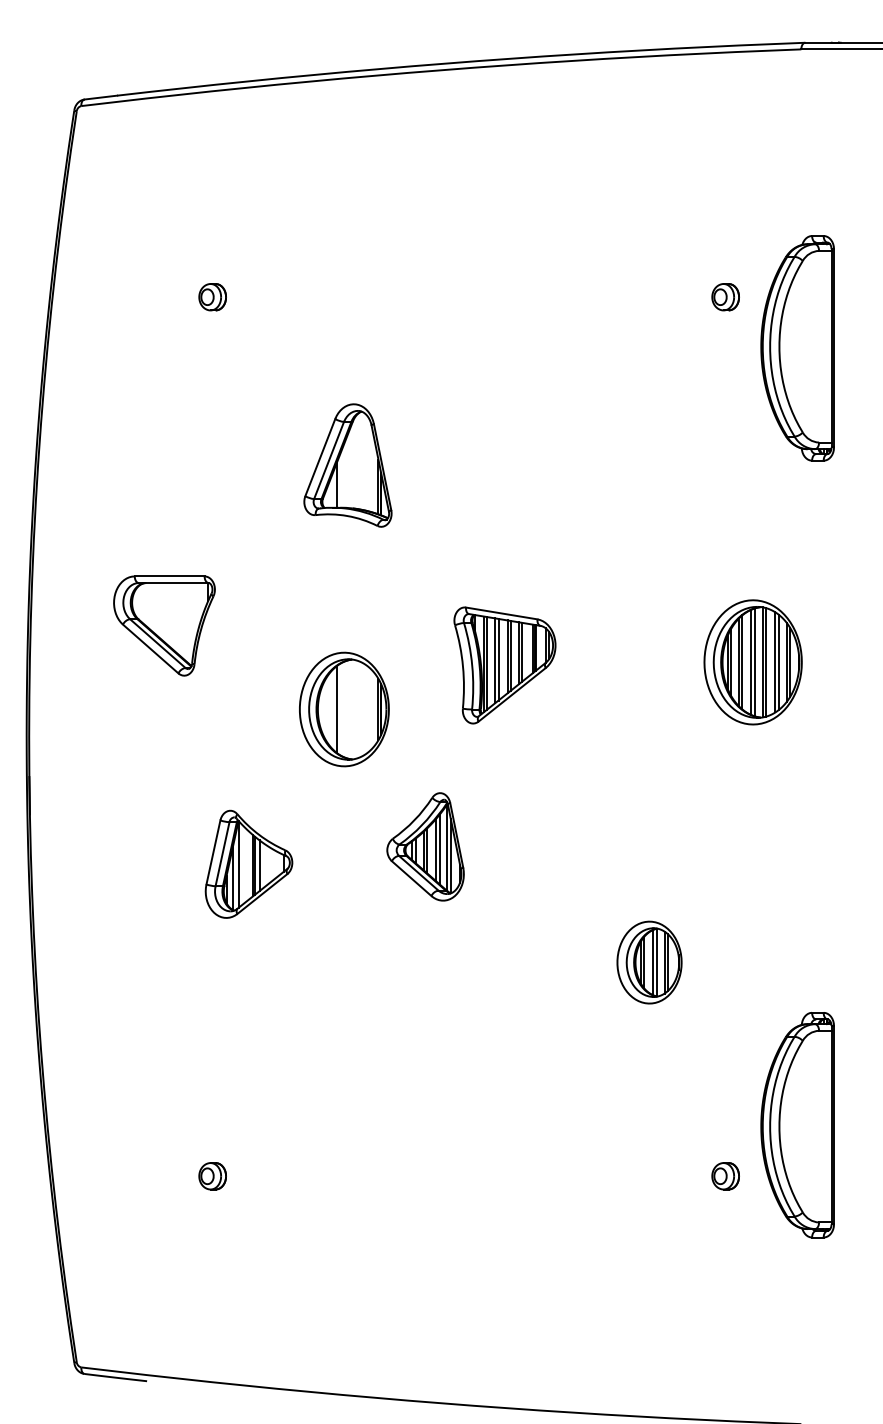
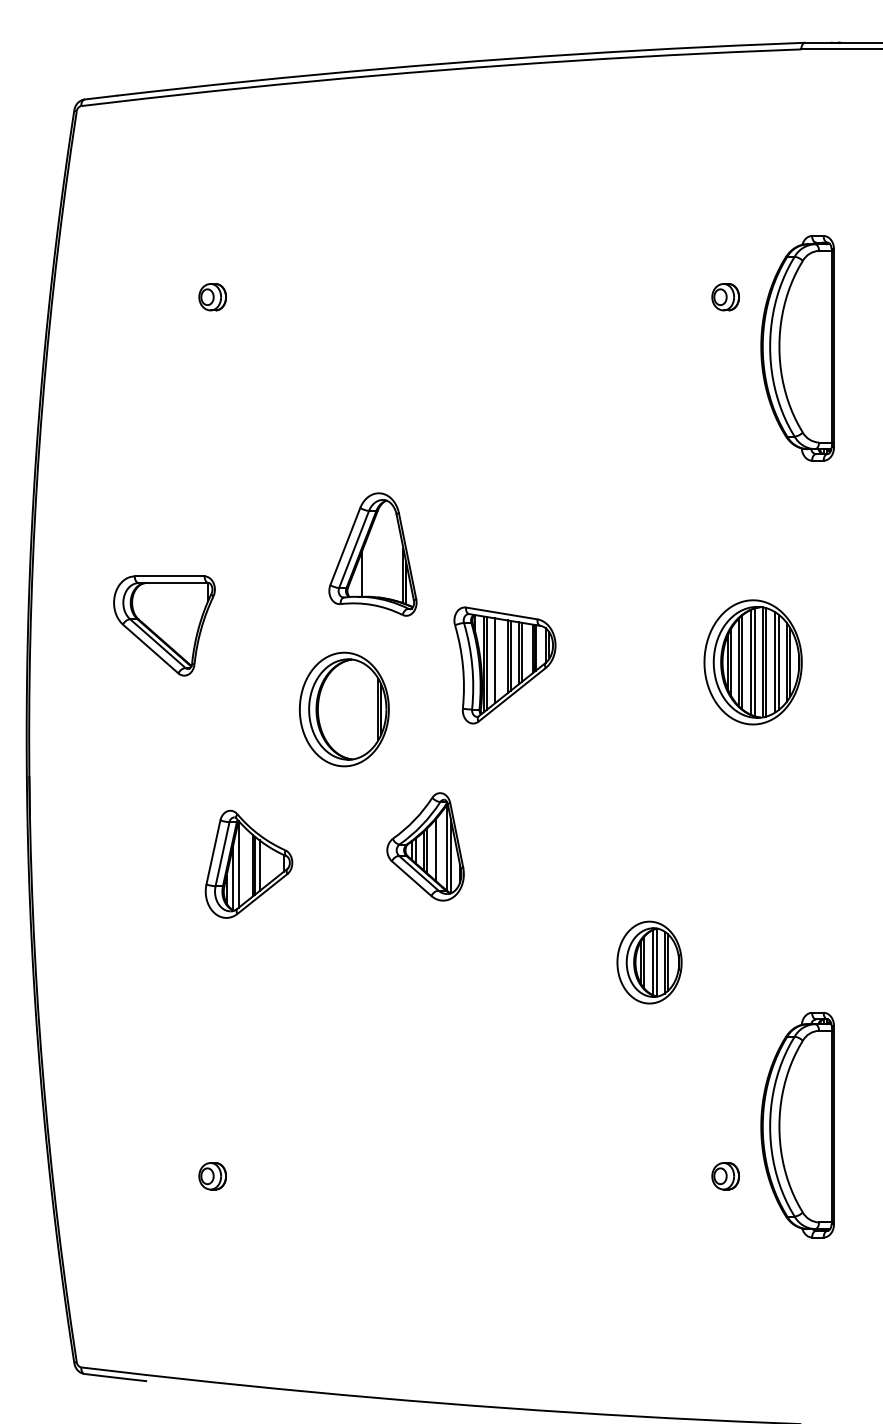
part position: (347, 465) -> (372, 554) (372, 554)
line: present -> none (498, 659)
line: present -> none (336, 709)
line: present -> none (439, 849)
